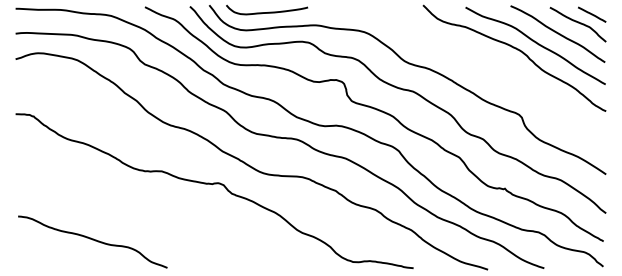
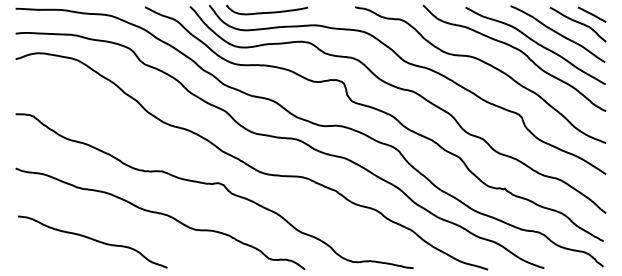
curve: none -> present (486, 64)
curve: none -> present (160, 214)
